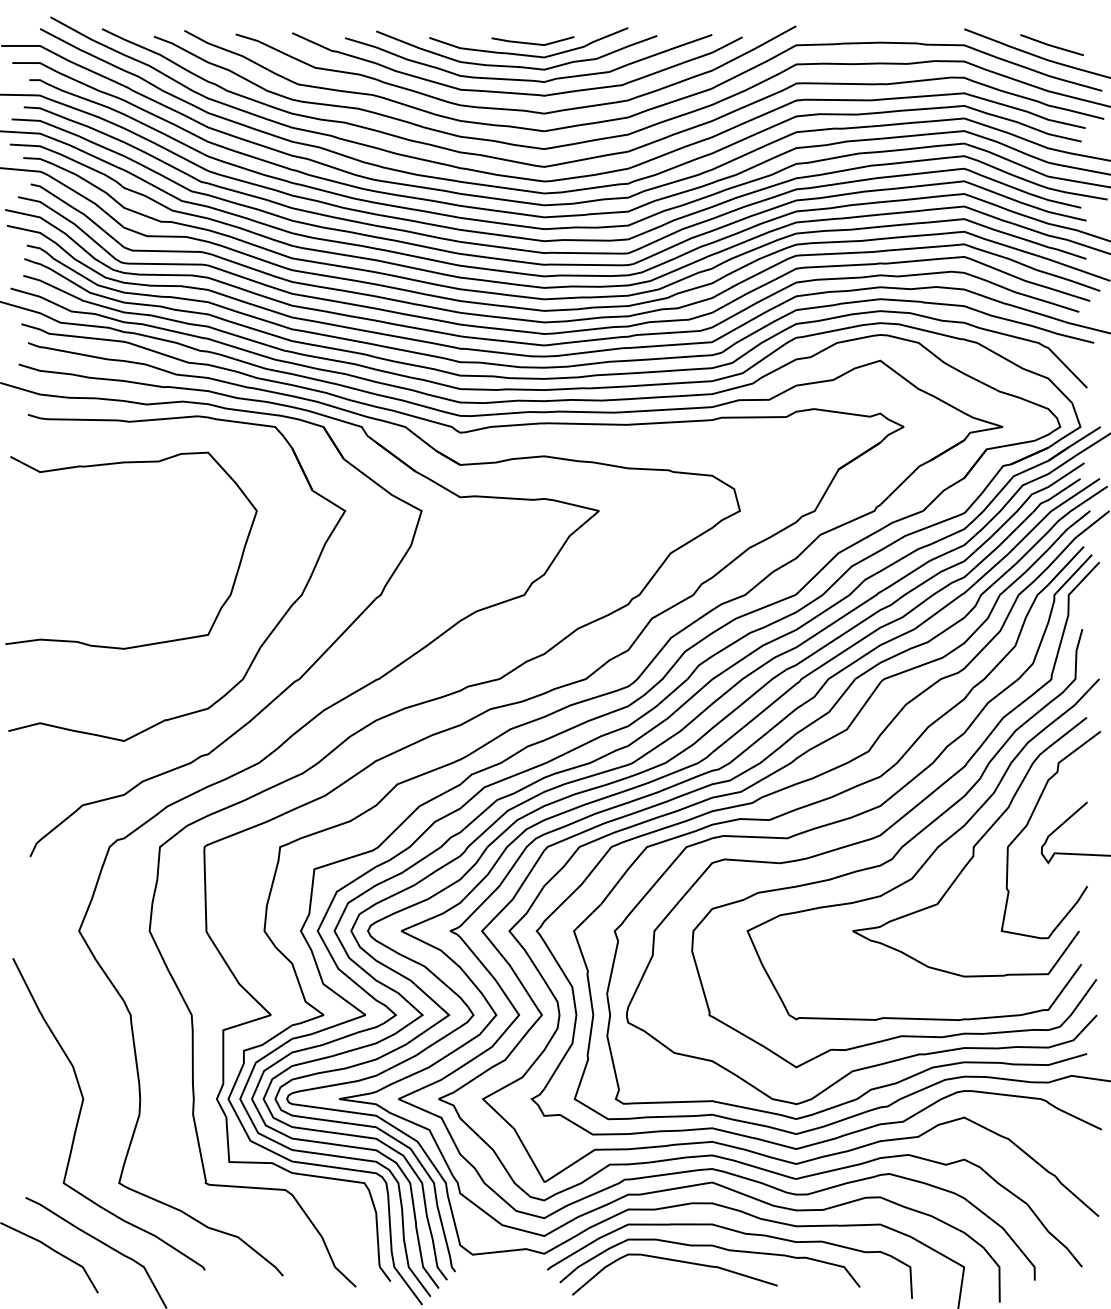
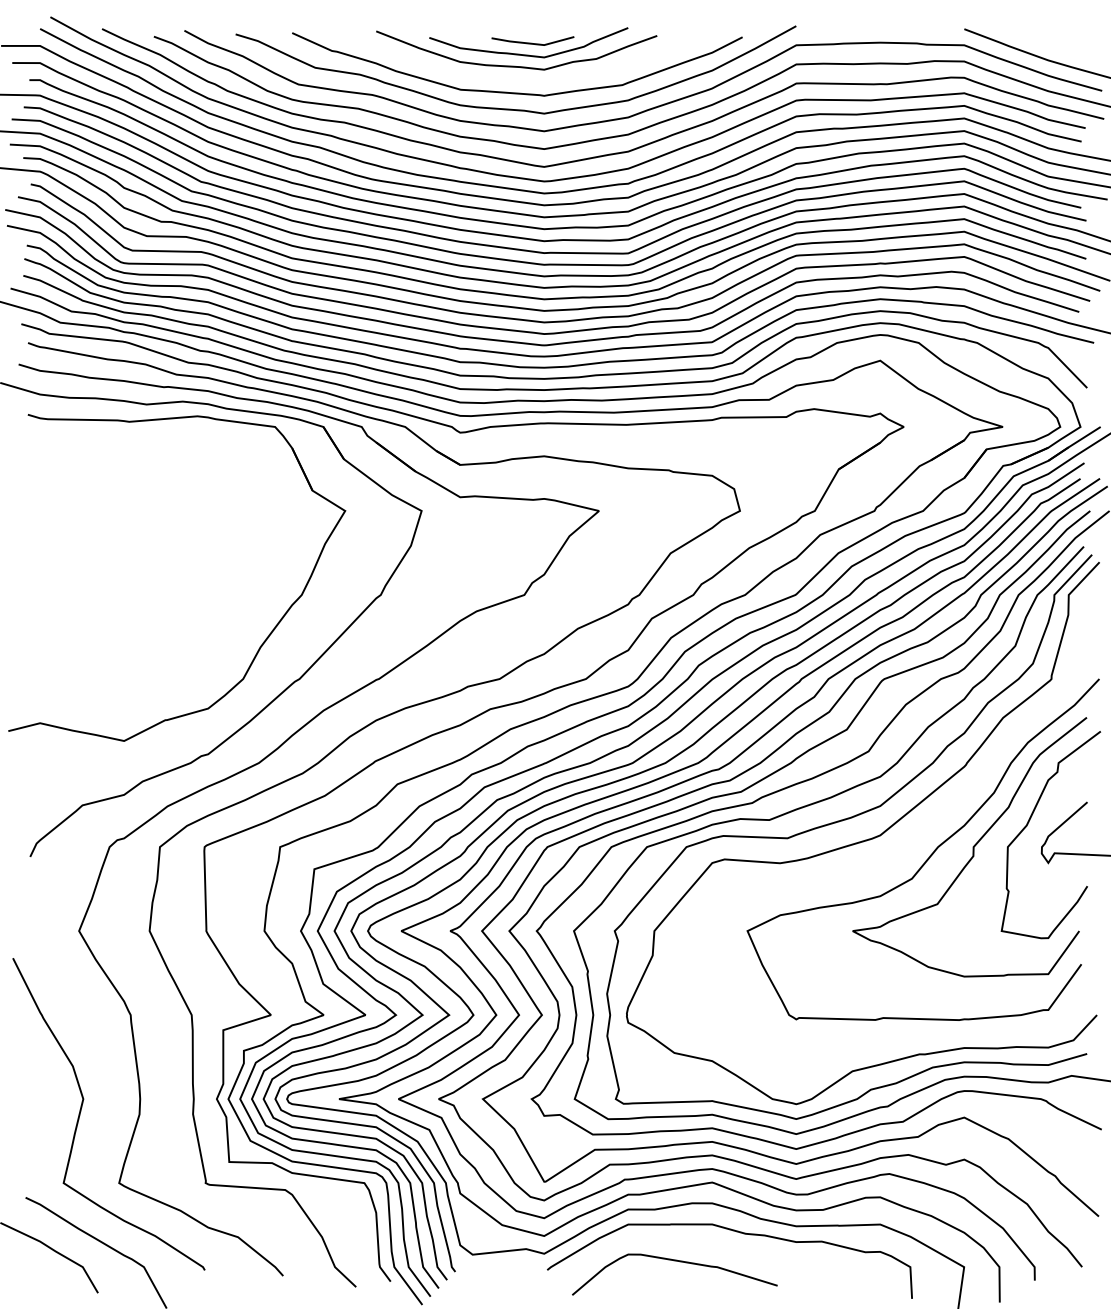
line: present -> none (1051, 45)
curve: present -> none (528, 79)
curve: present -> none (131, 463)
curve: present -> none (898, 849)
curve: present -> none (714, 1247)
